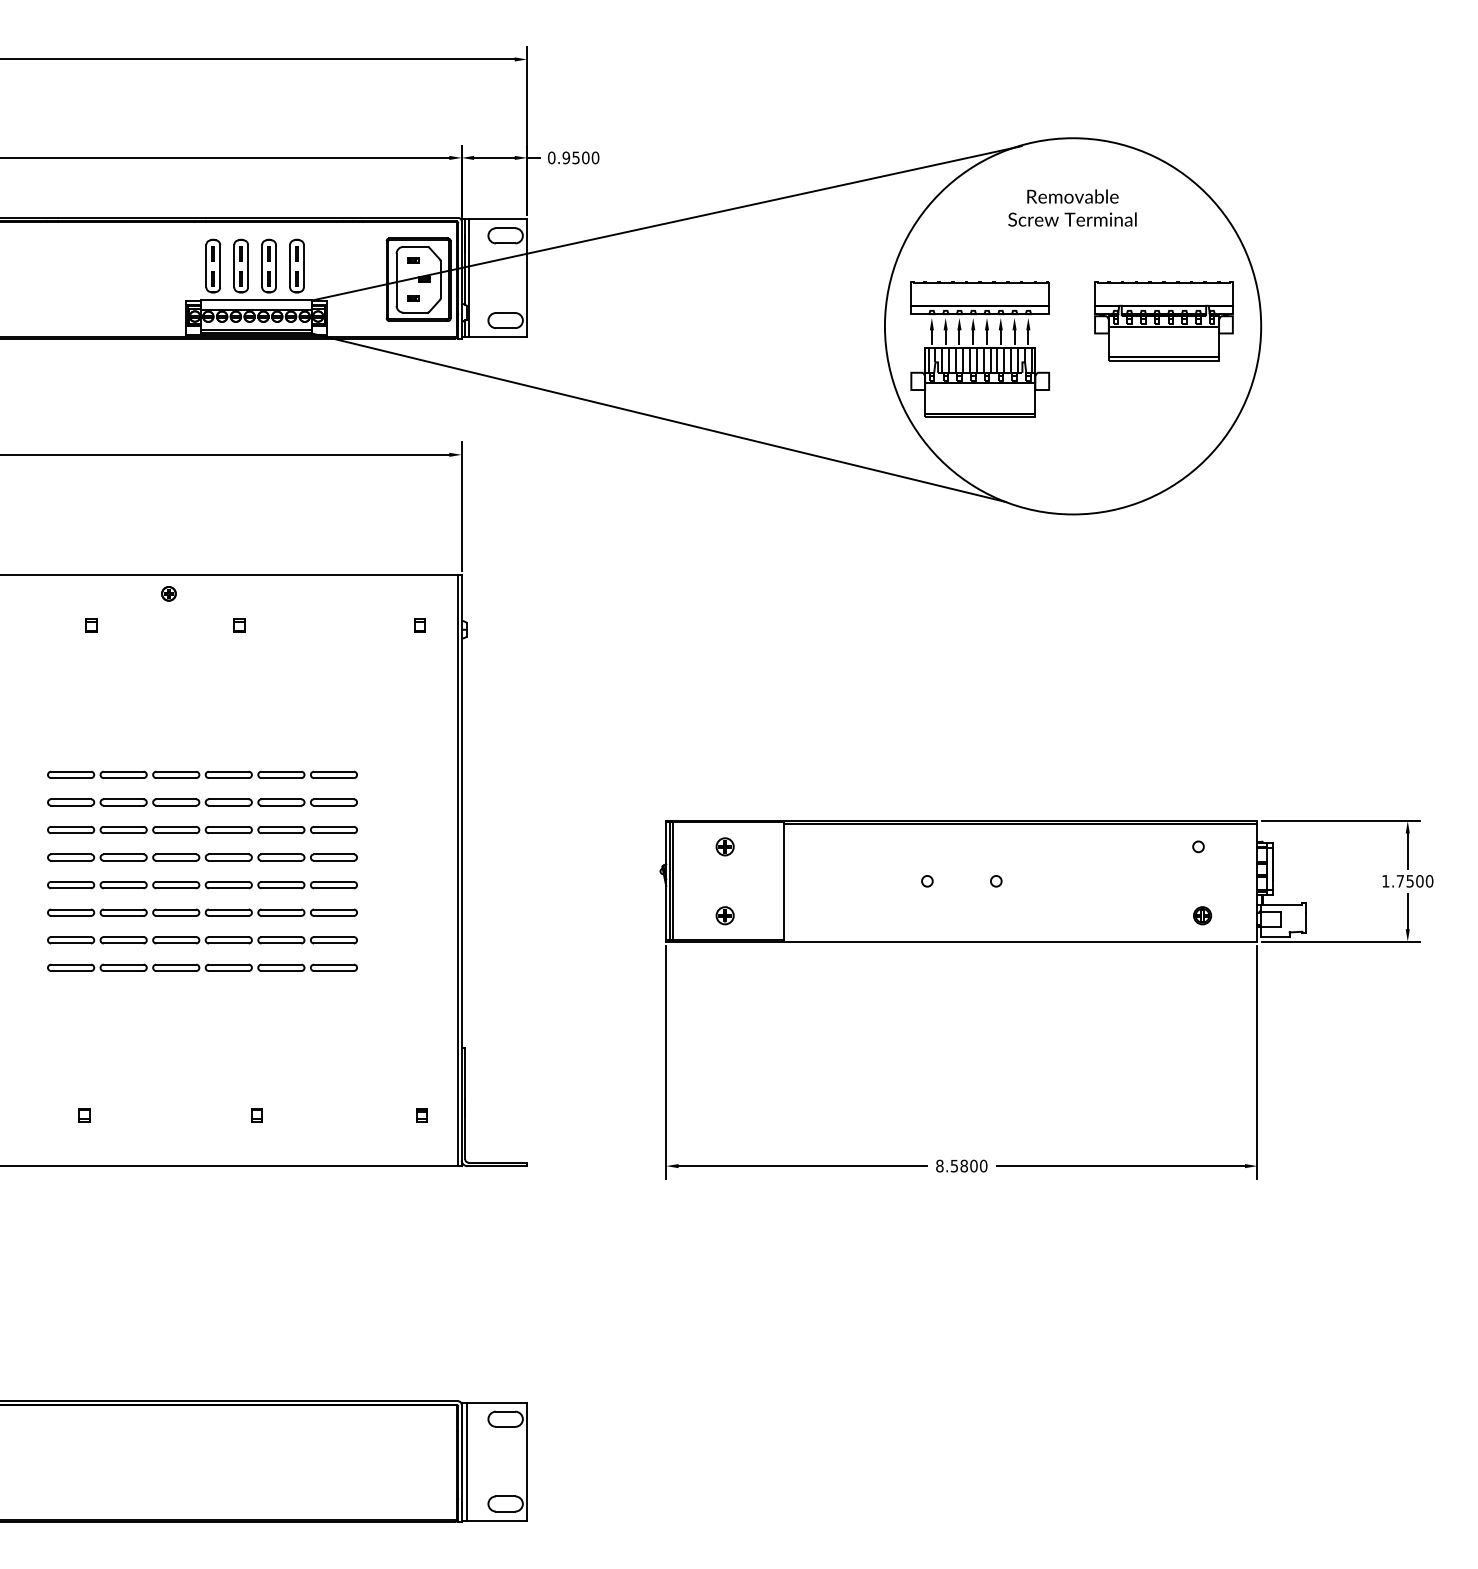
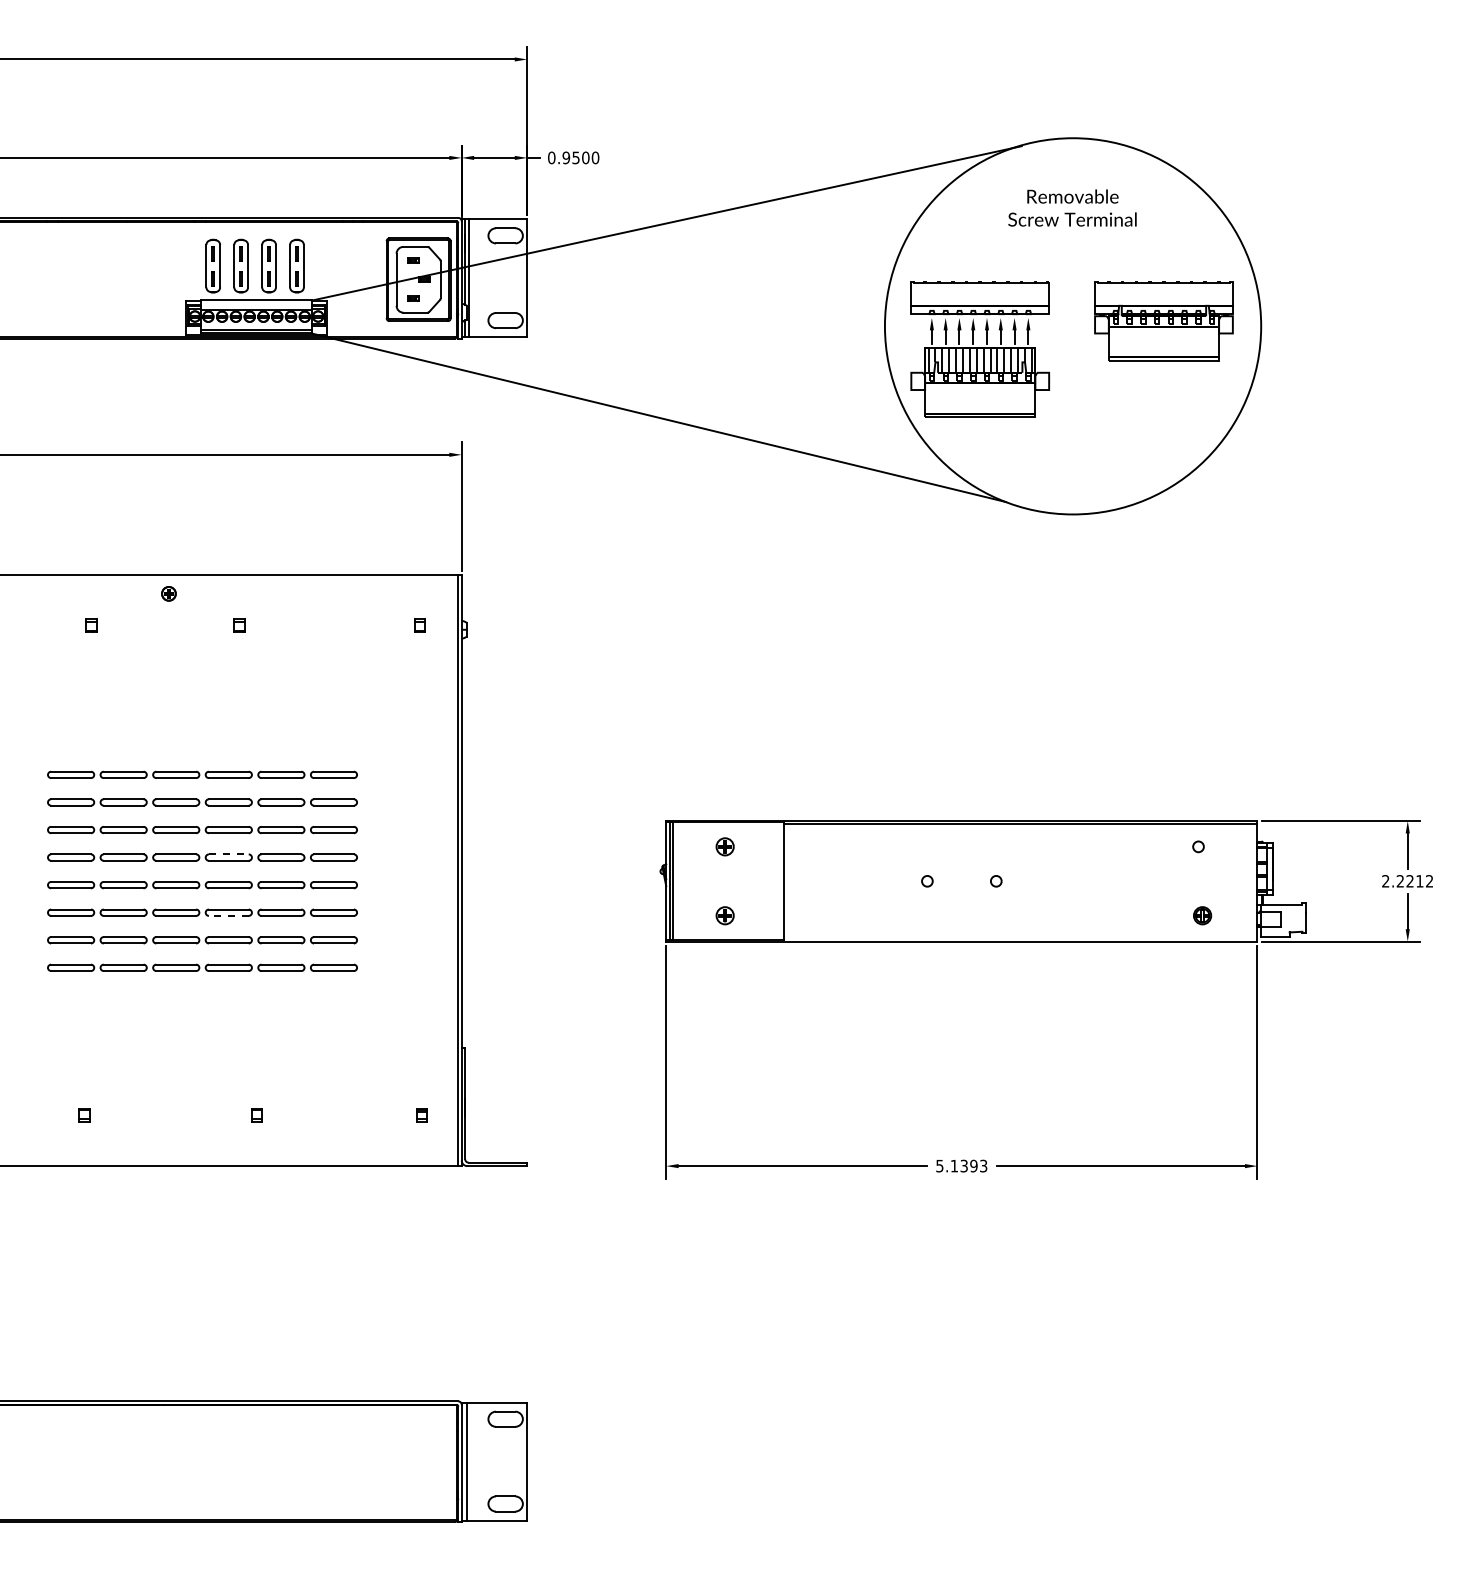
line: solid -> dashed (228, 854)
text: 1.7500 -> 2.2212 (1407, 881)
line: solid -> dashed (228, 915)
text: 8.5800 -> 5.1393 (961, 1165)
